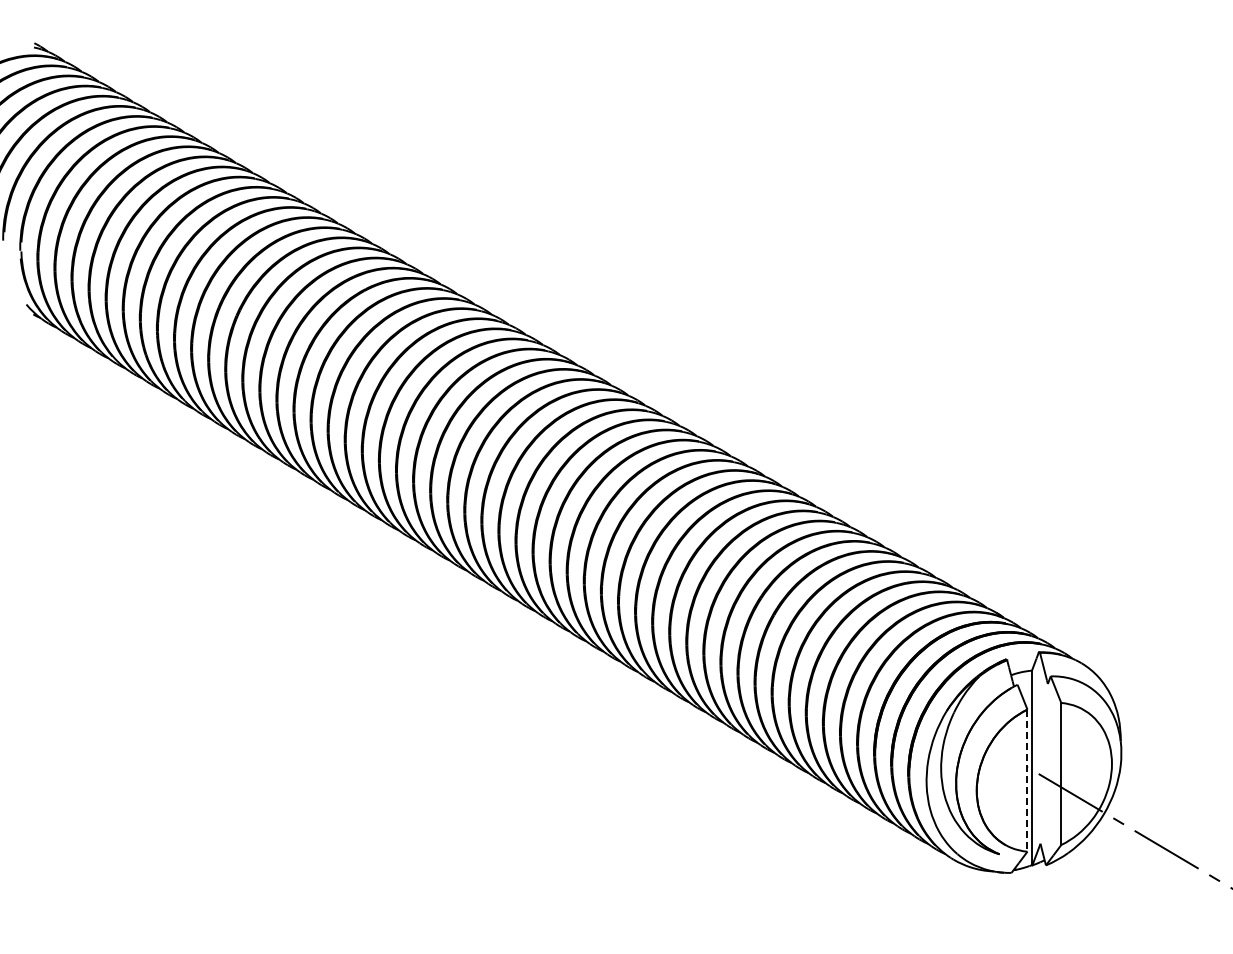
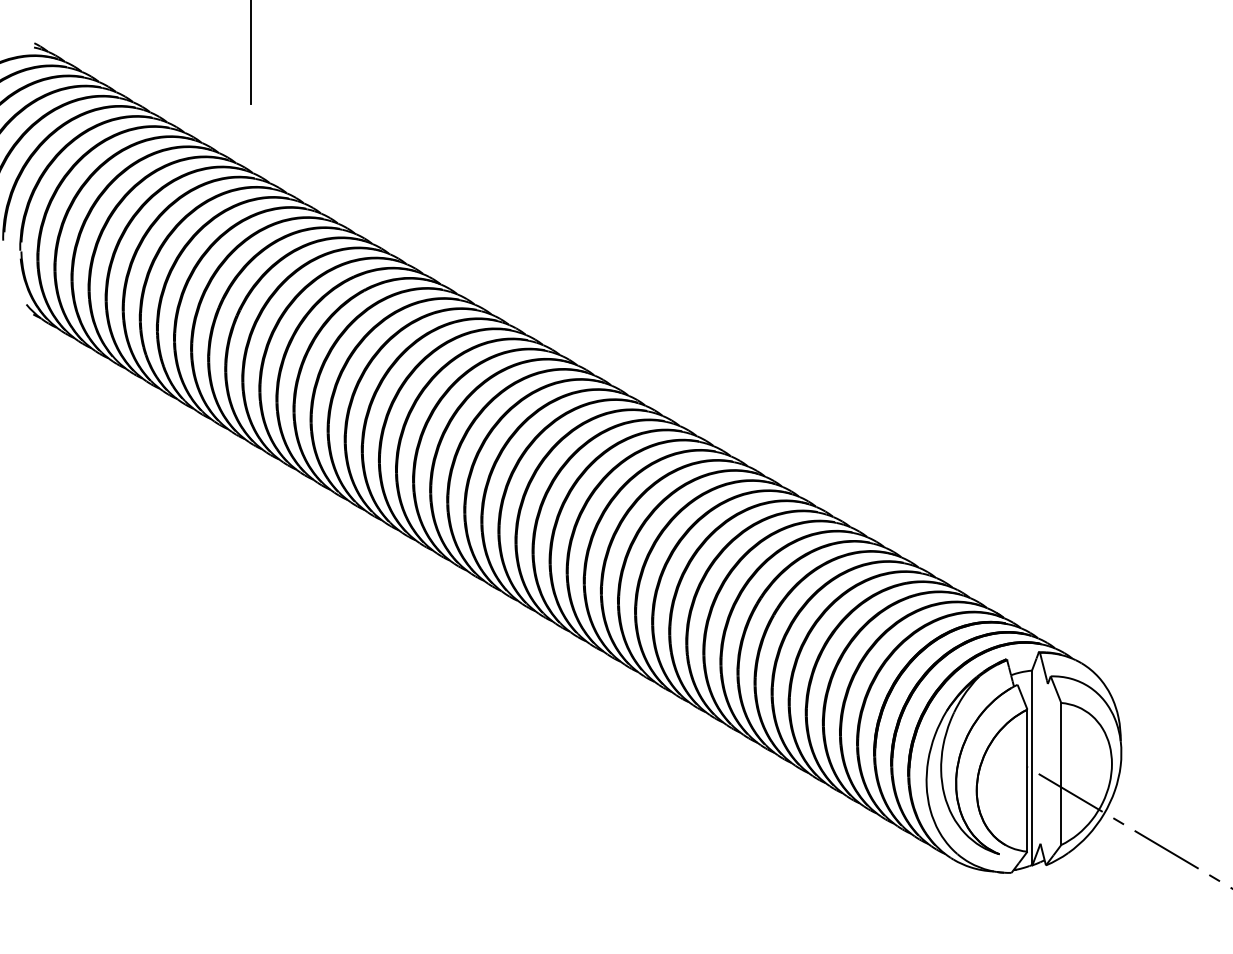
line: none -> present (250, 53)
line: dashed -> solid (1027, 781)
